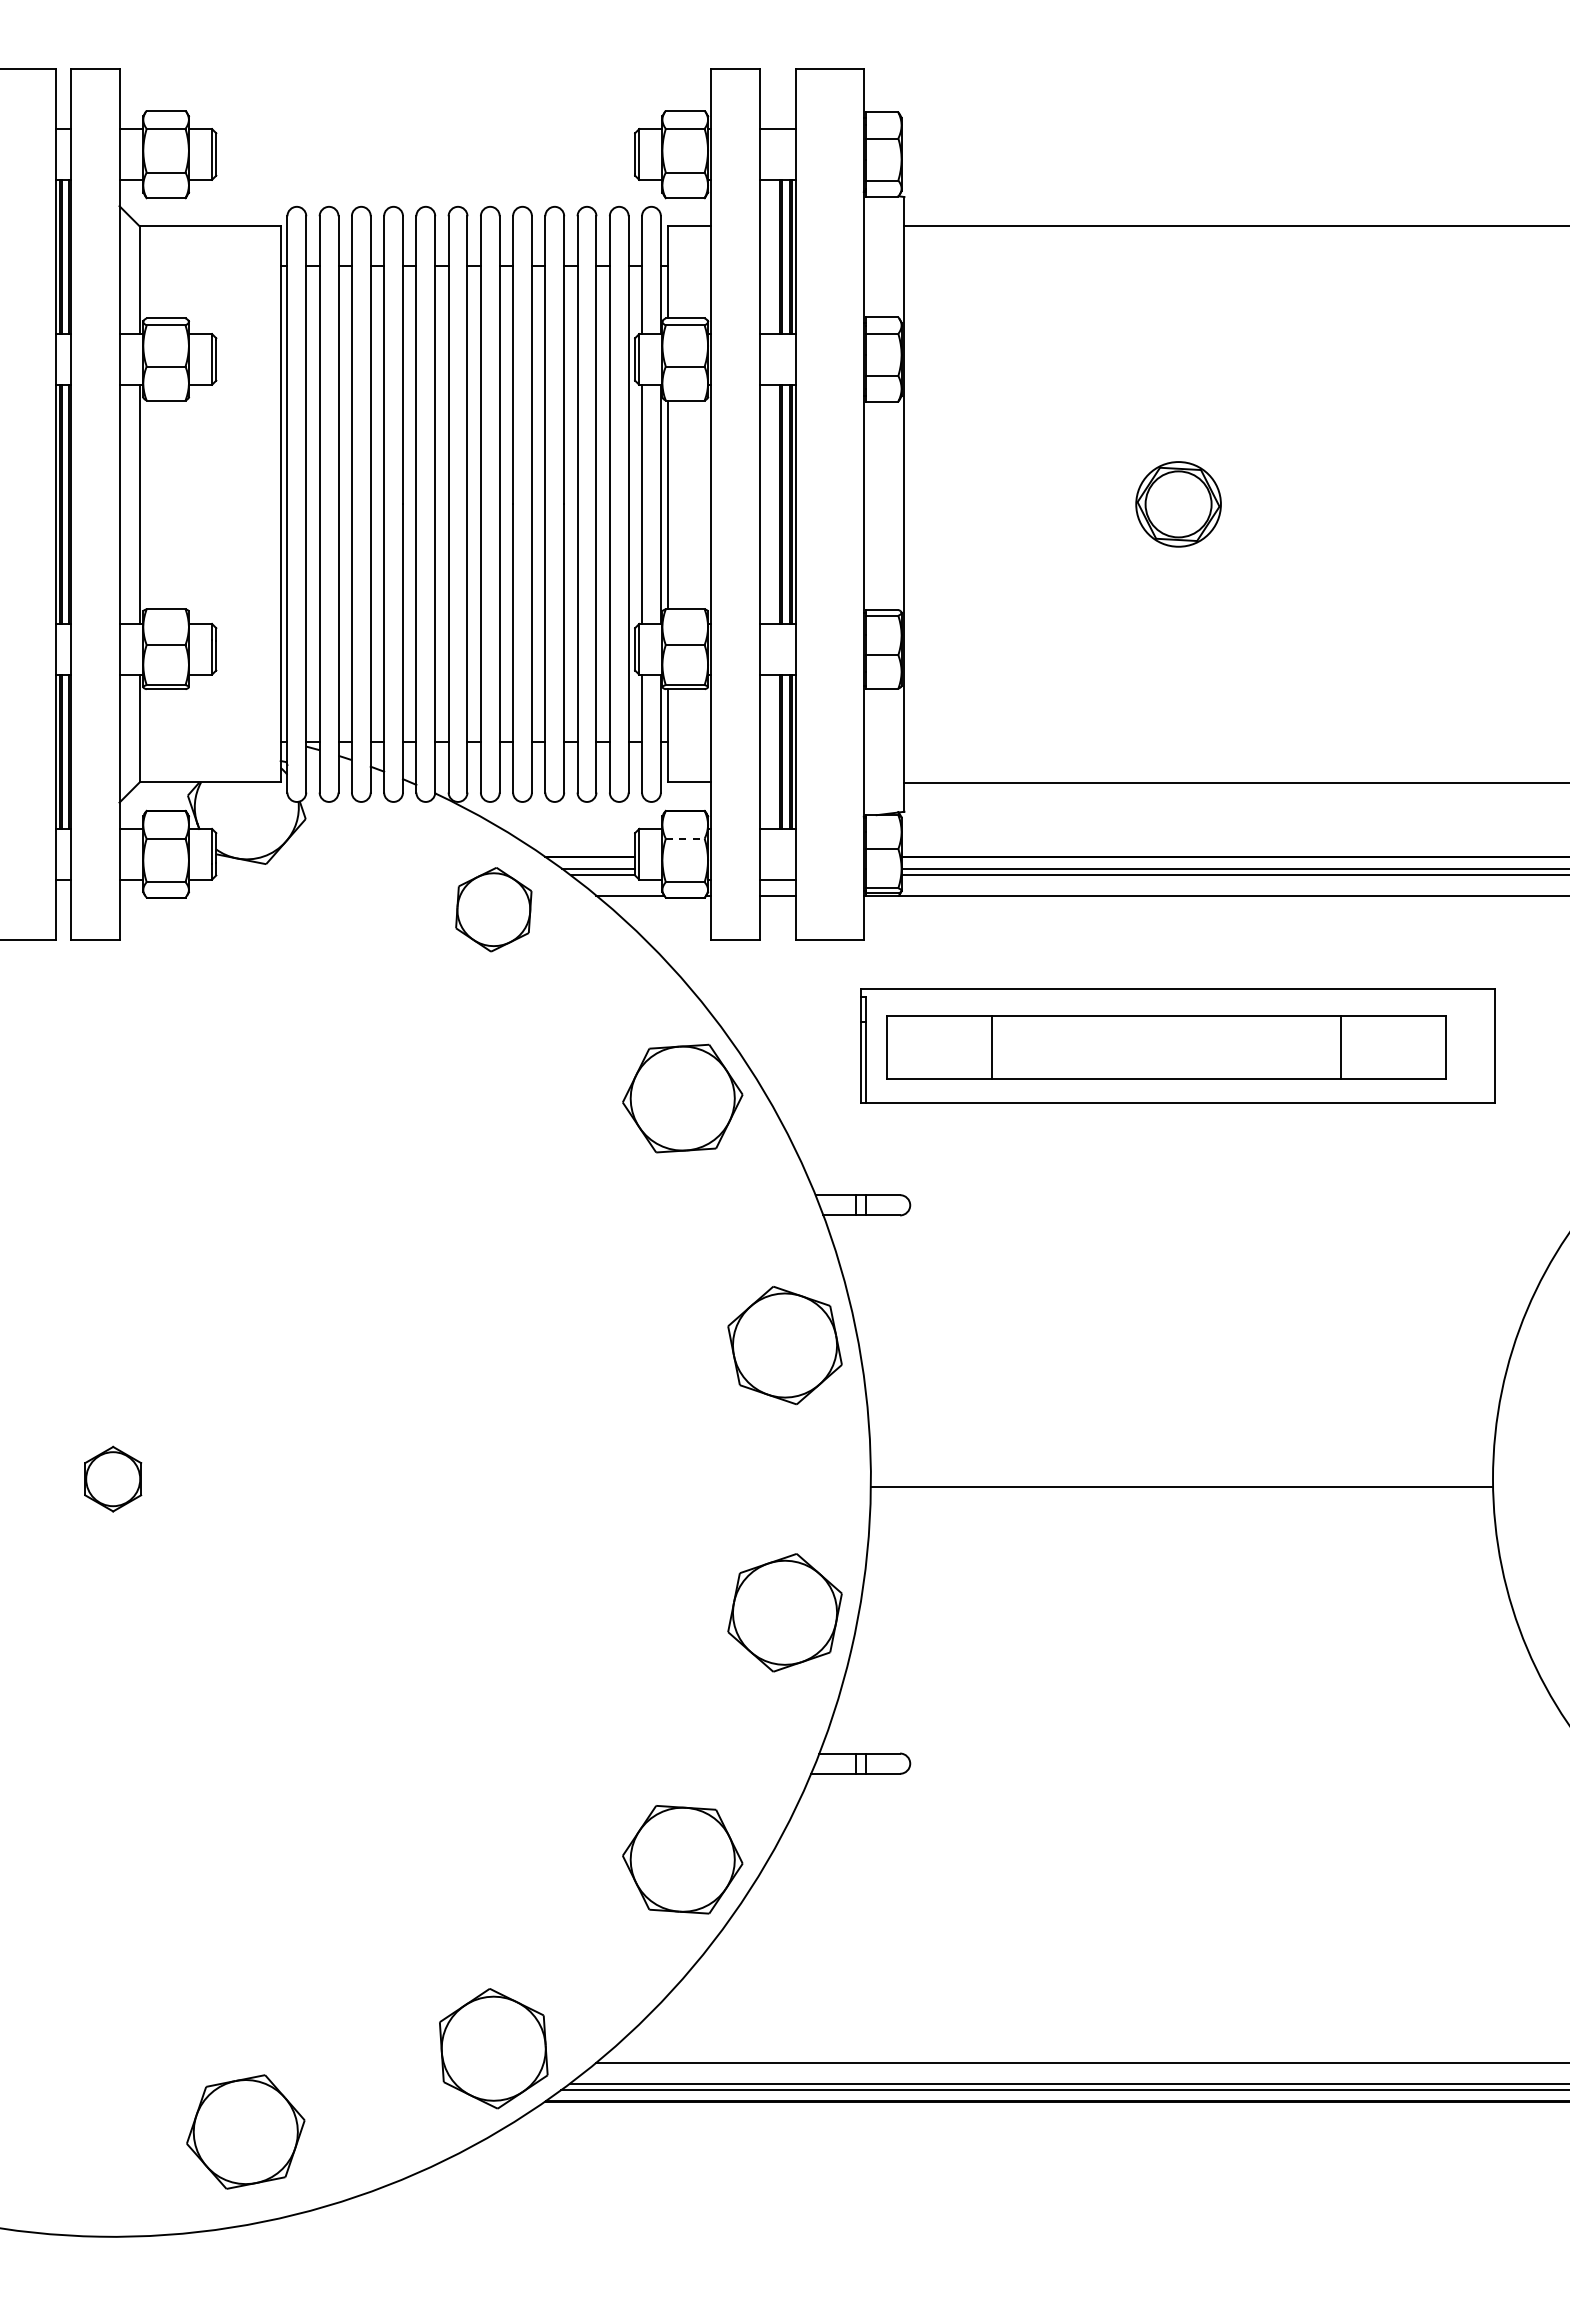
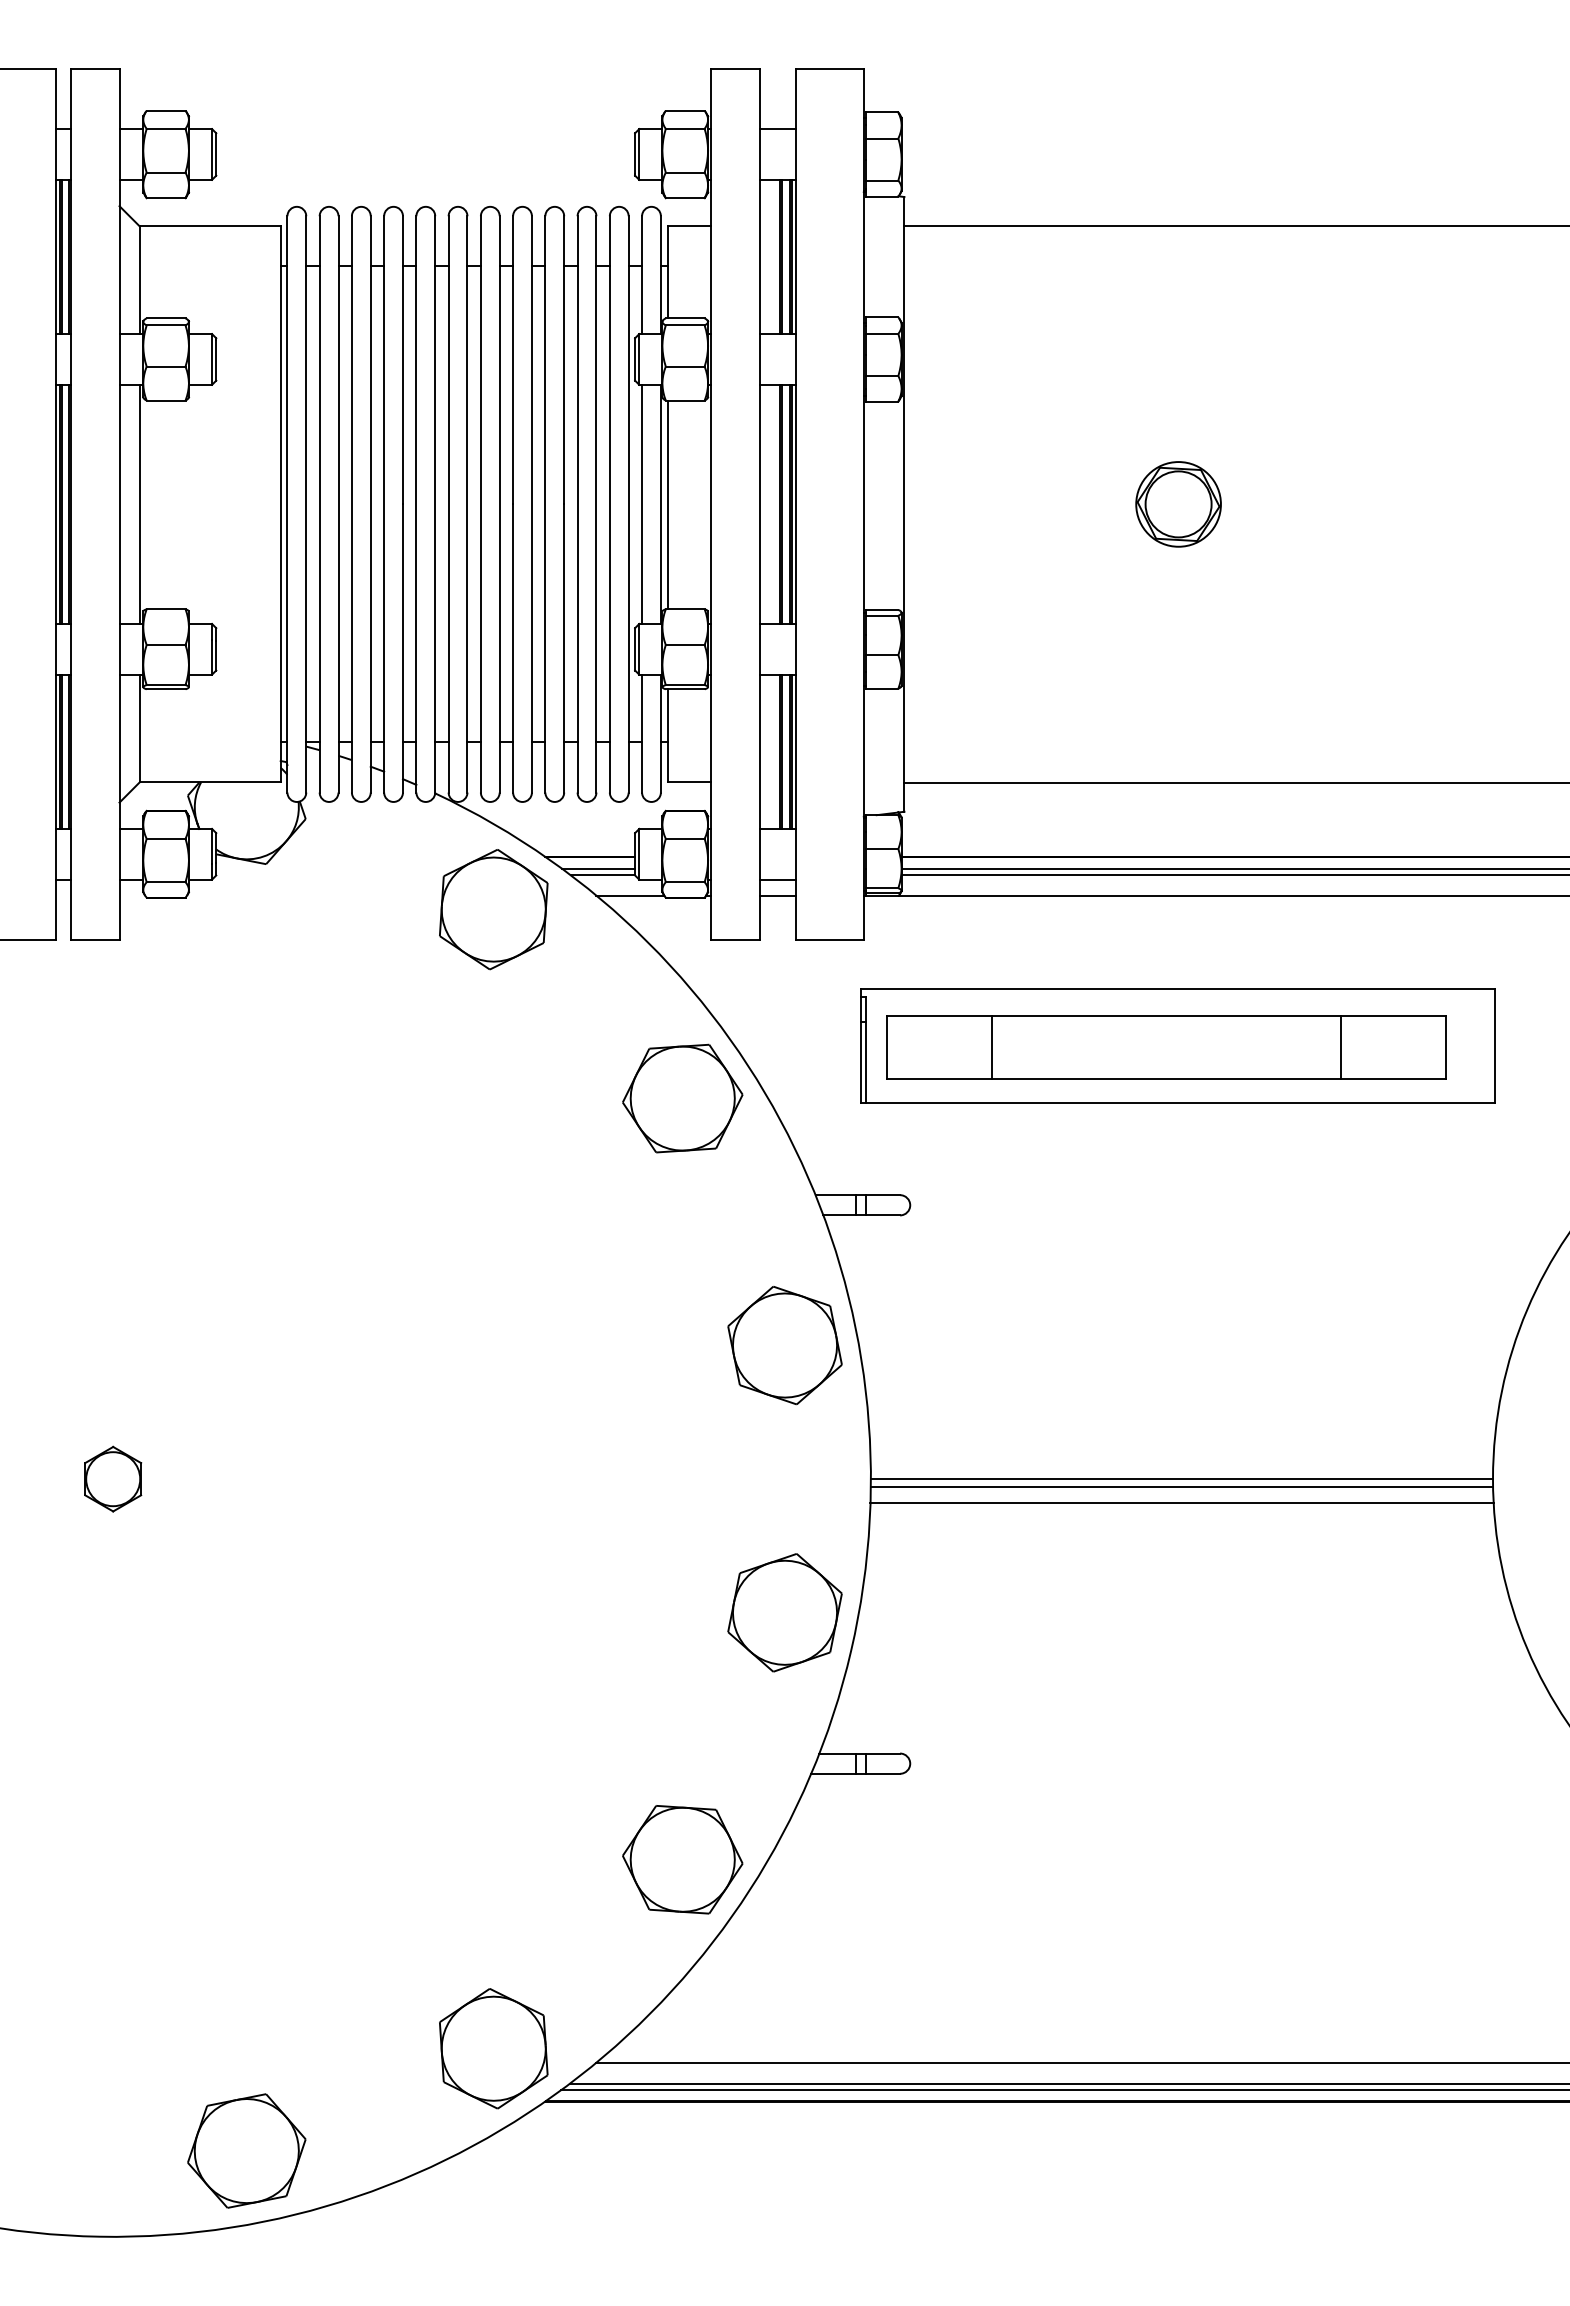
line: dashed -> solid (685, 838)
part size: 78x86 px -> 110x122 px (493, 909)
line: none -> present (1181, 1479)
line: none -> present (1181, 1502)
part position: (245, 2131) -> (246, 2150) (246, 2150)
